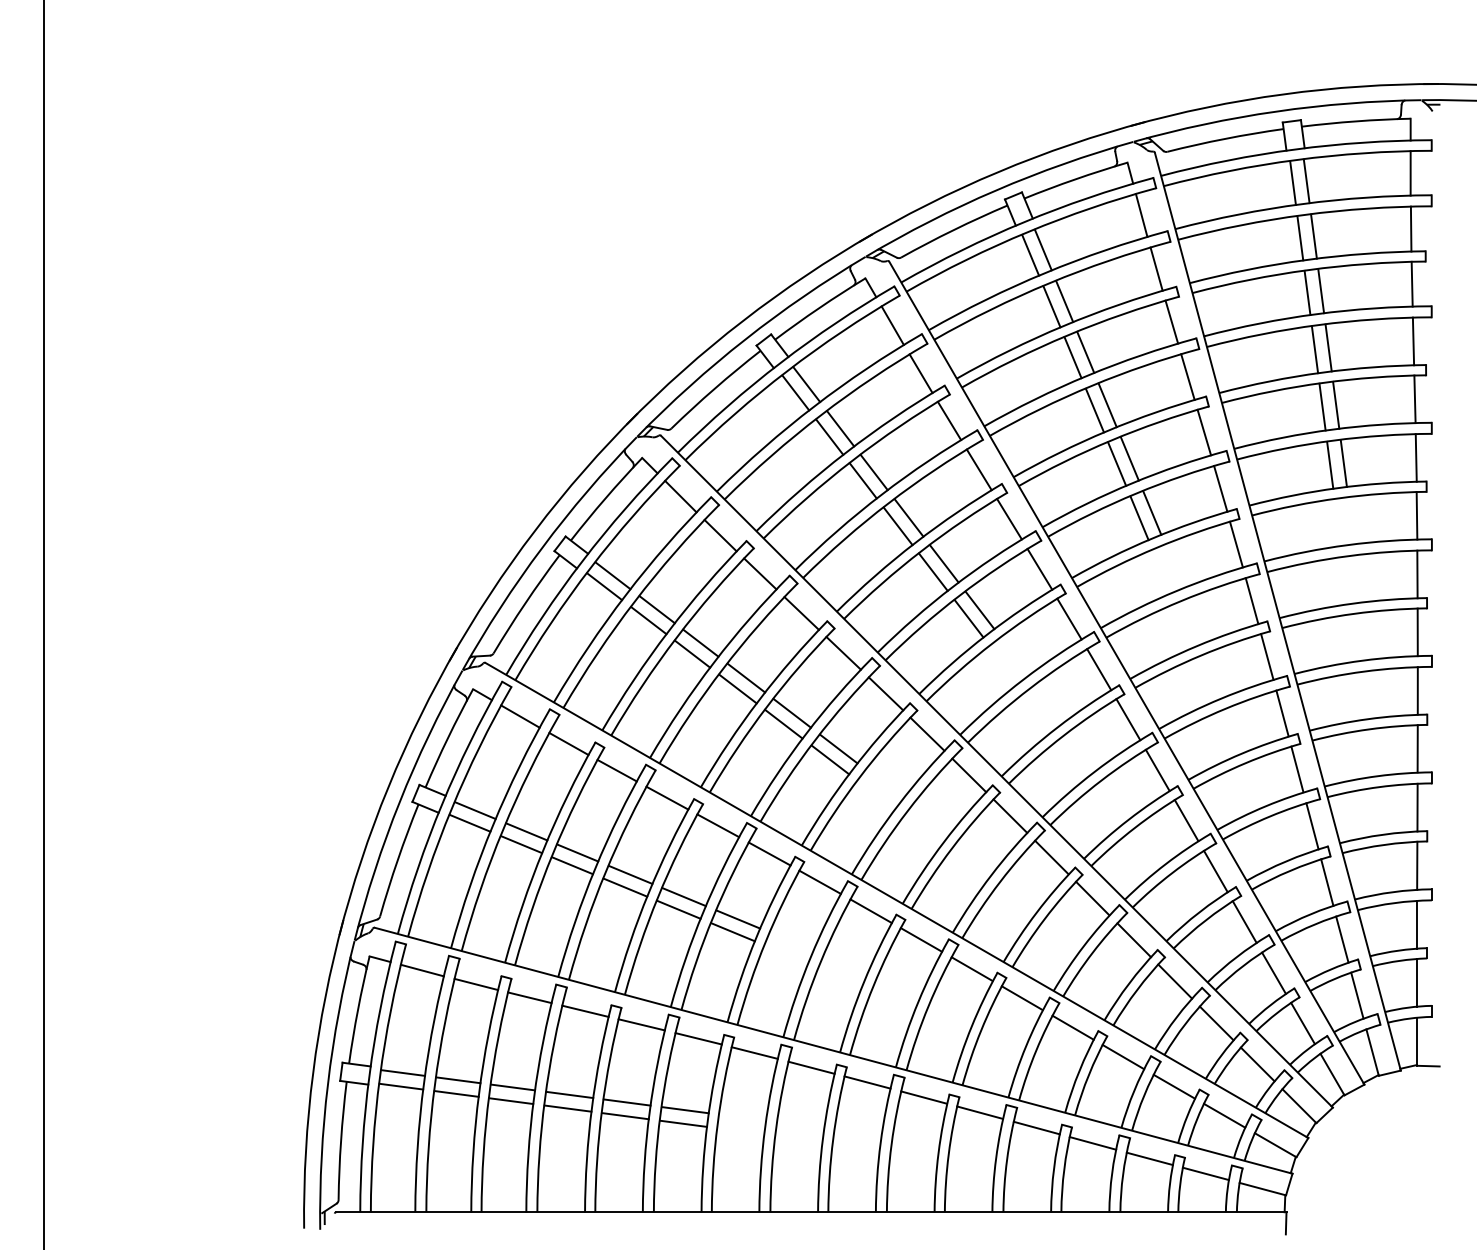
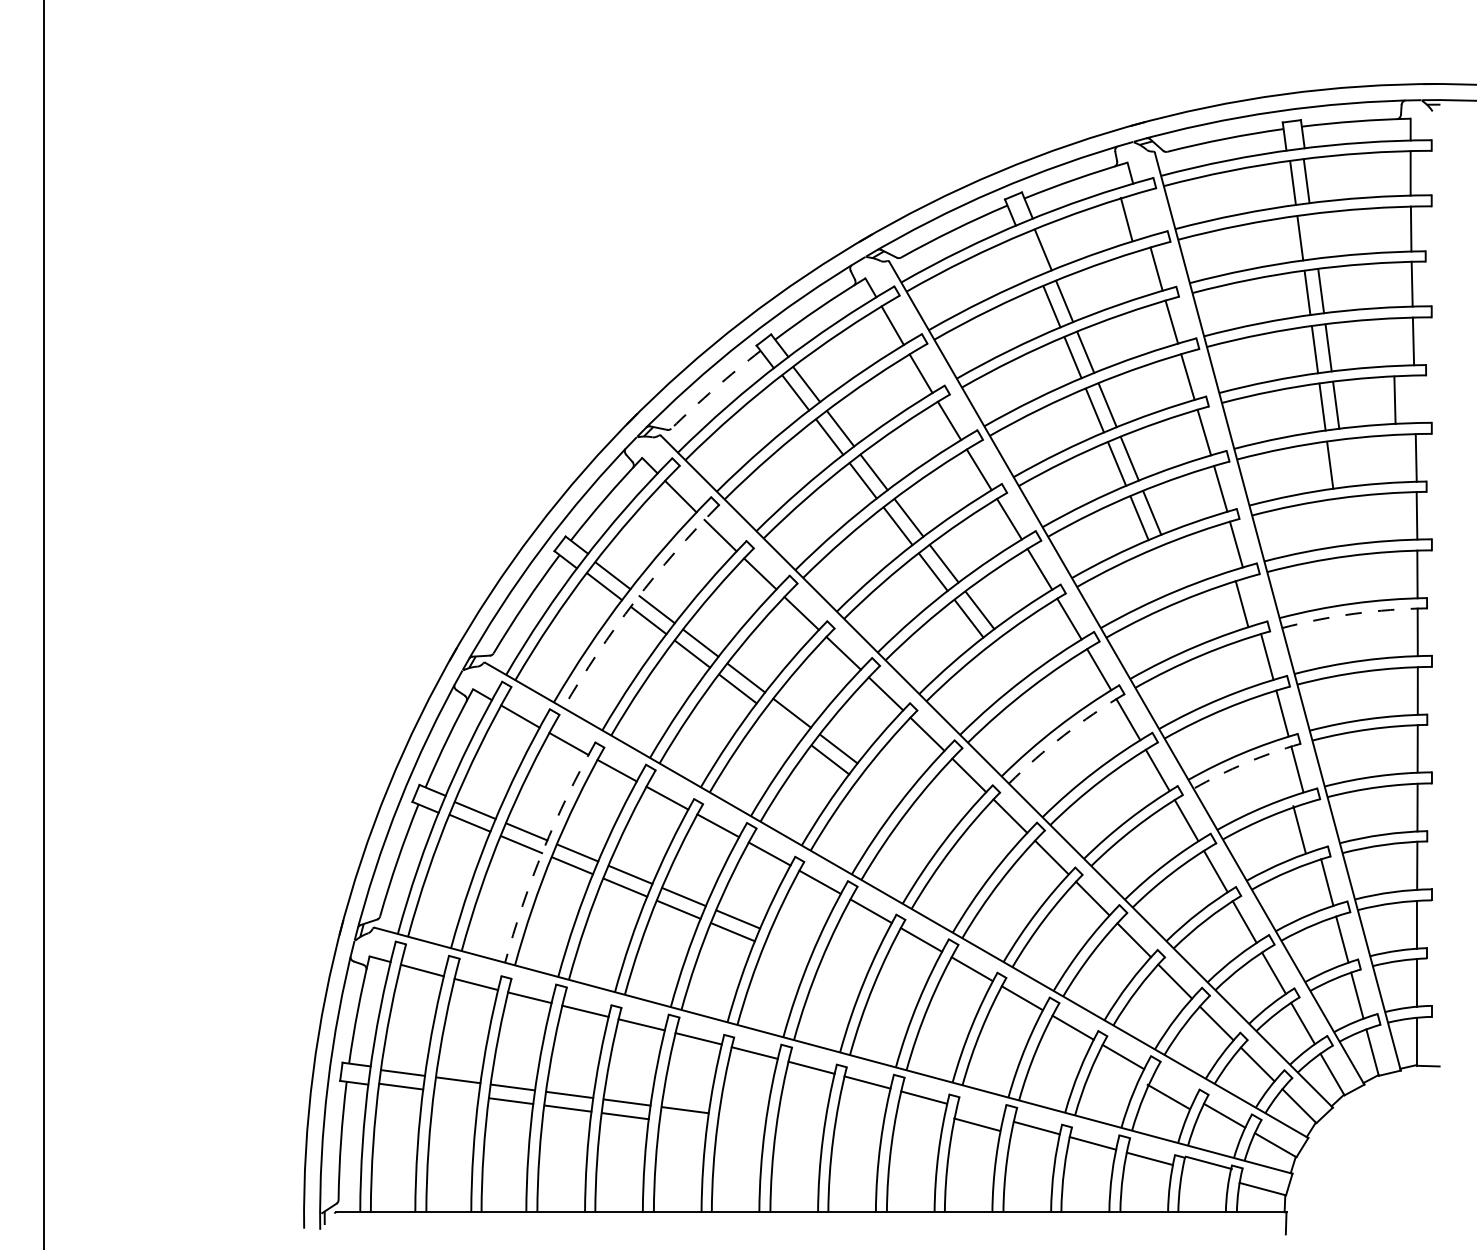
line position: (1141, 214) -> (1126, 218) (1126, 218)
line: present -> none (1313, 236)
line: present -> none (1030, 254)
arc: solid -> dashed (714, 388)
line position: (1414, 399) -> (1394, 400) (1394, 400)
line: present -> none (1343, 463)
arc: solid -> dashed (634, 601)
line position: (1251, 601) -> (1241, 604) (1241, 604)
arc: solid -> dashed (1354, 613)
line: present -> none (783, 723)
arc: solid -> dashed (1064, 735)
arc: solid -> dashed (1245, 763)
line position: (1312, 826) -> (1299, 829) (1299, 829)
arc: solid -> dashed (543, 849)
line position: (1173, 1086) -> (1167, 1096) (1167, 1096)
line: present -> none (456, 1093)
line position: (979, 1112) -> (976, 1124) (976, 1124)
line: present -> none (683, 1123)
line position: (1205, 1173) -> (1208, 1162) (1208, 1162)
